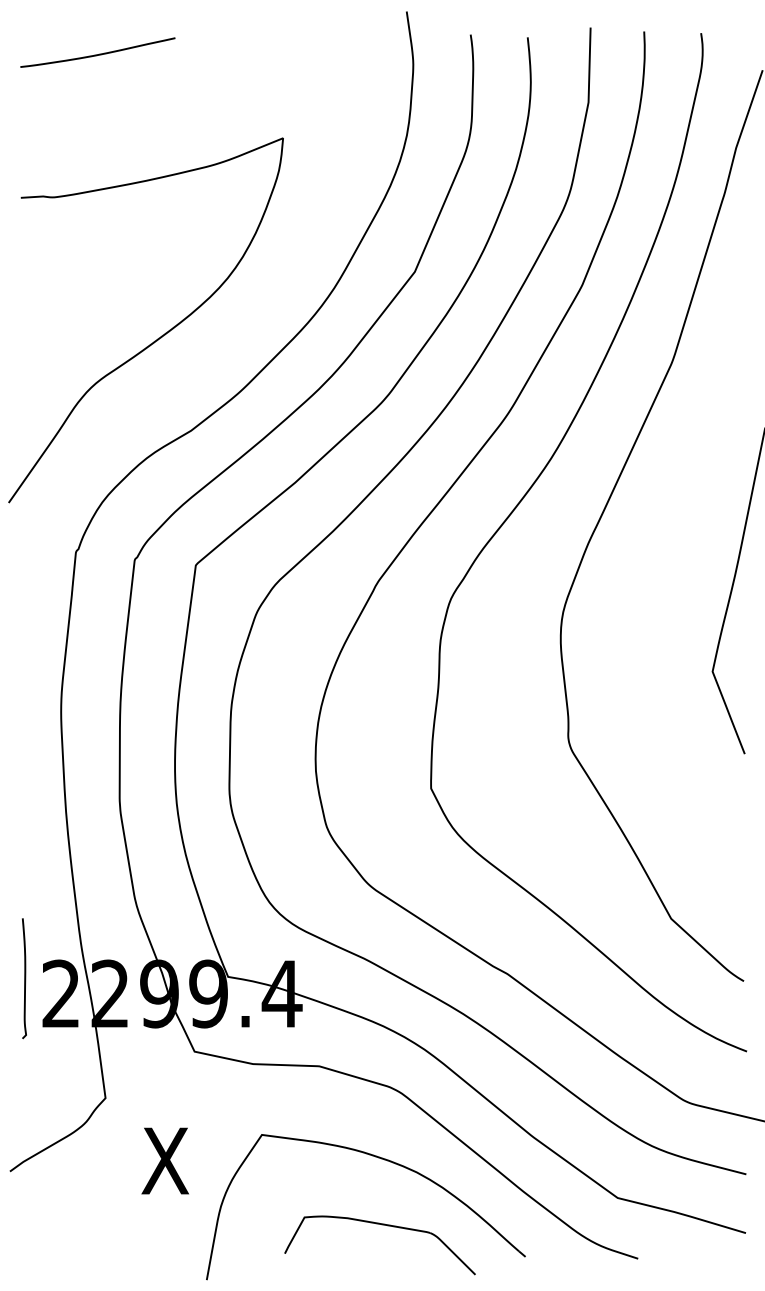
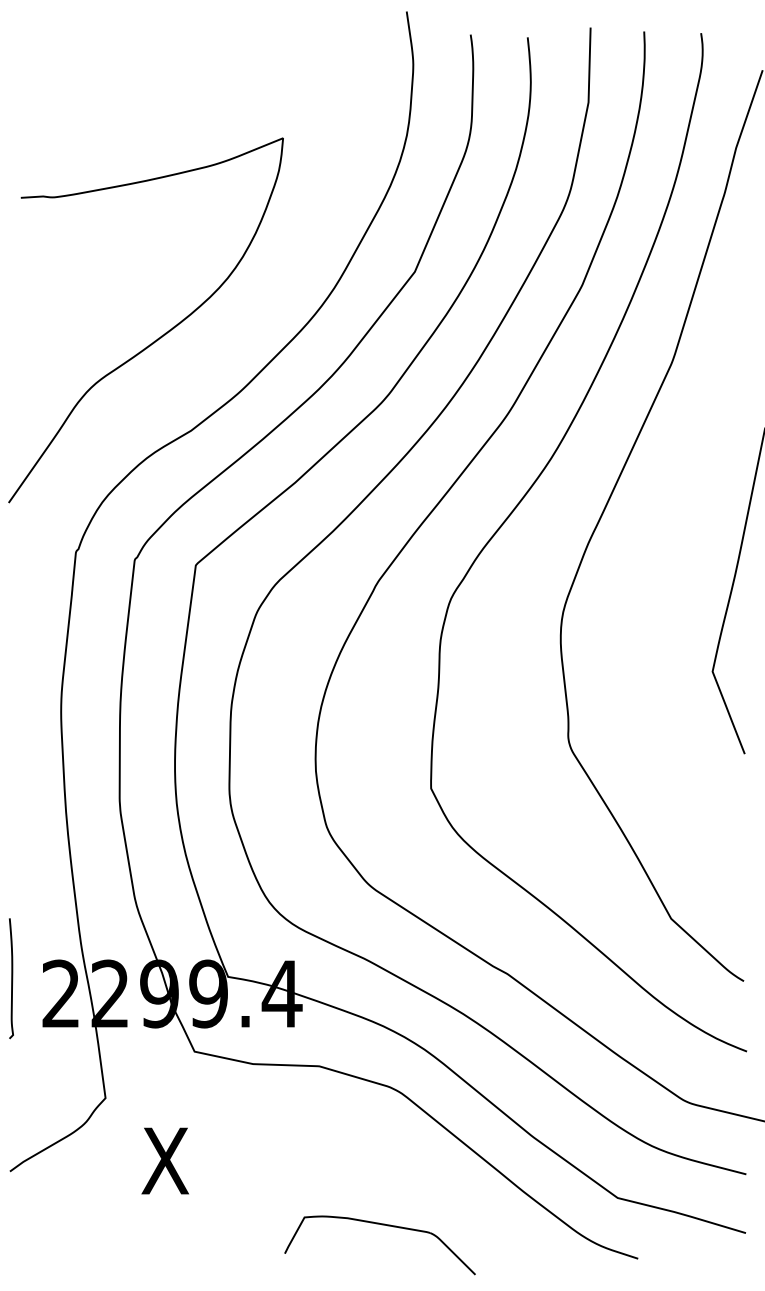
curve: present -> none (97, 54)
curve position: (24, 978) -> (11, 978) (11, 978)
part: present -> none (381, 1159)
